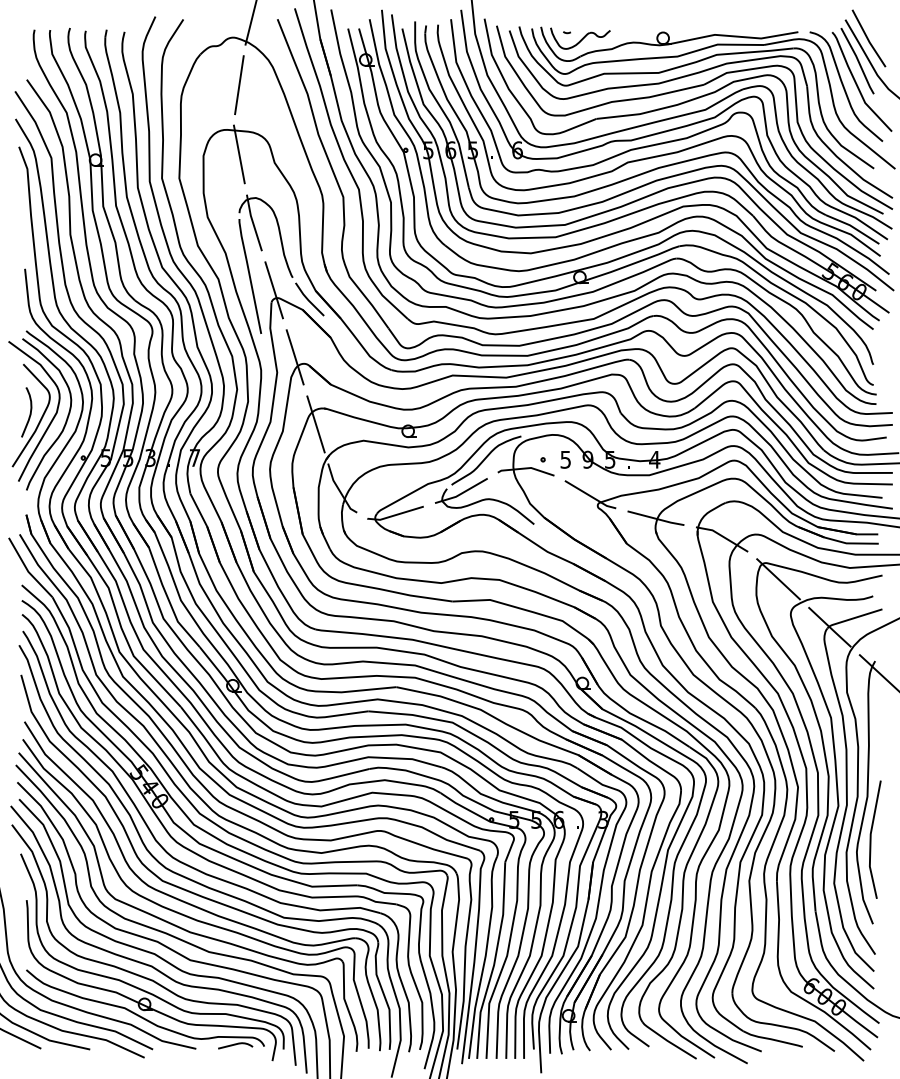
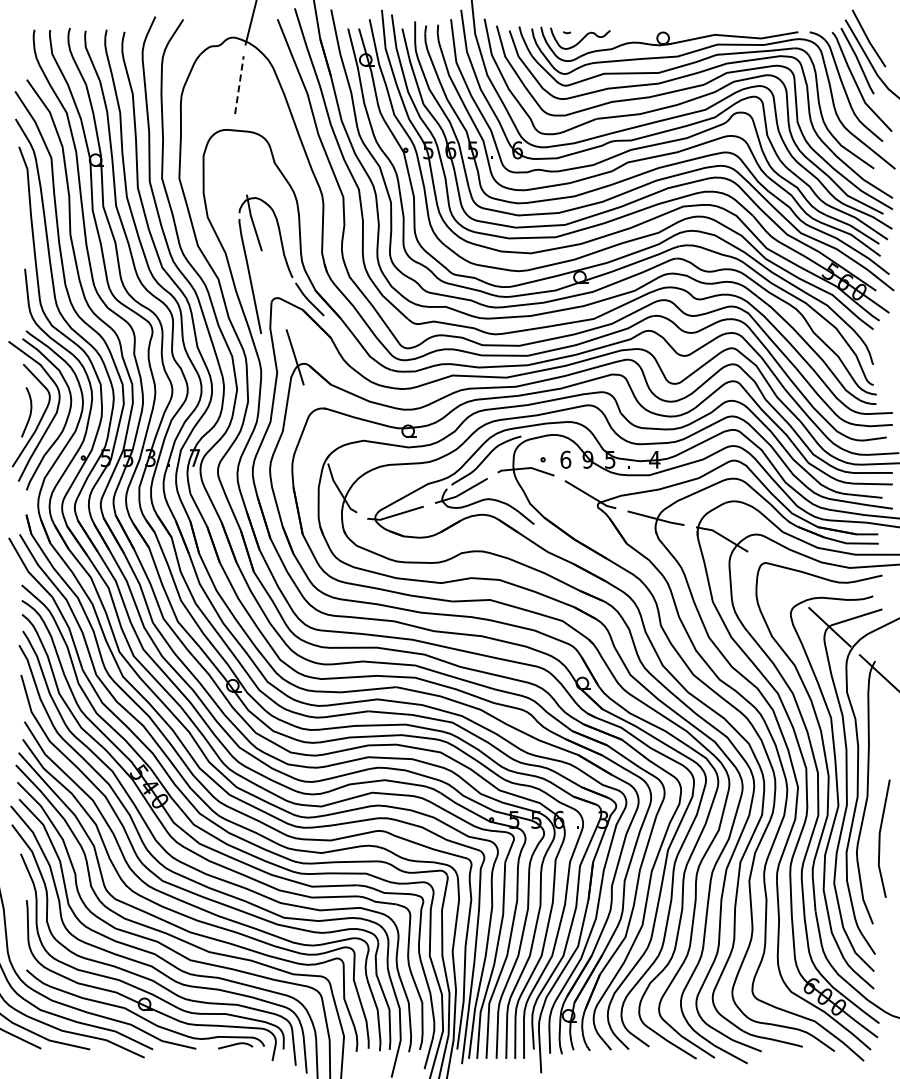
line: solid -> dashed (239, 84)
line: present -> none (238, 154)
line: present -> none (273, 290)
line: present -> none (315, 424)
text: 5 -> 6 (565, 459)
line: present -> none (778, 579)
line position: (871, 839) -> (880, 838) (880, 838)
